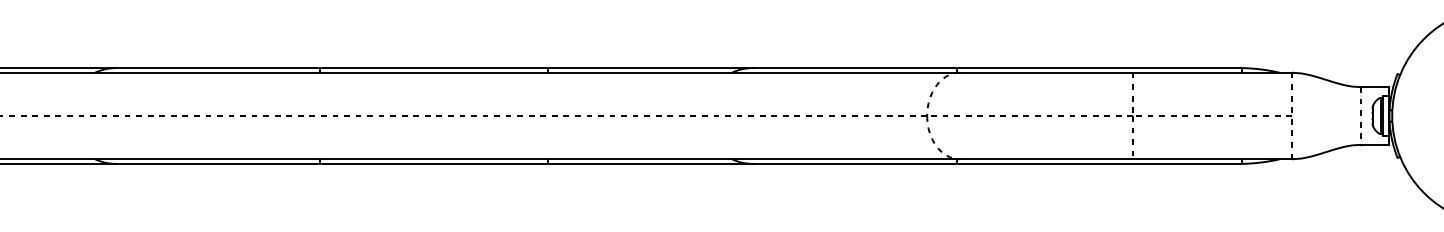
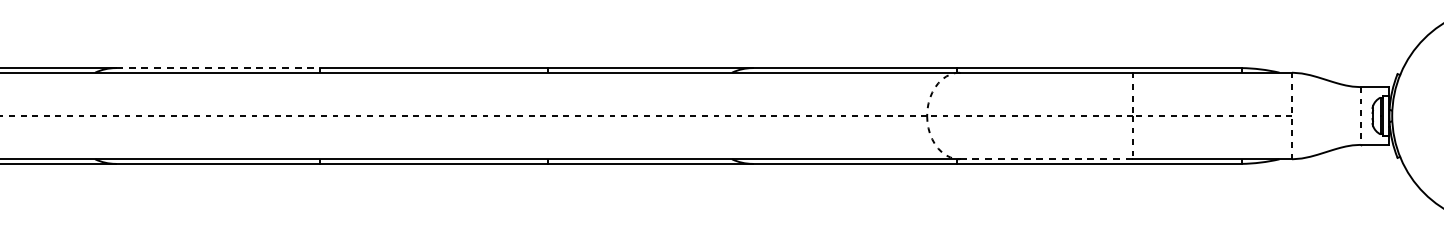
line: solid -> dashed (218, 68)
line: solid -> dashed (1046, 159)
